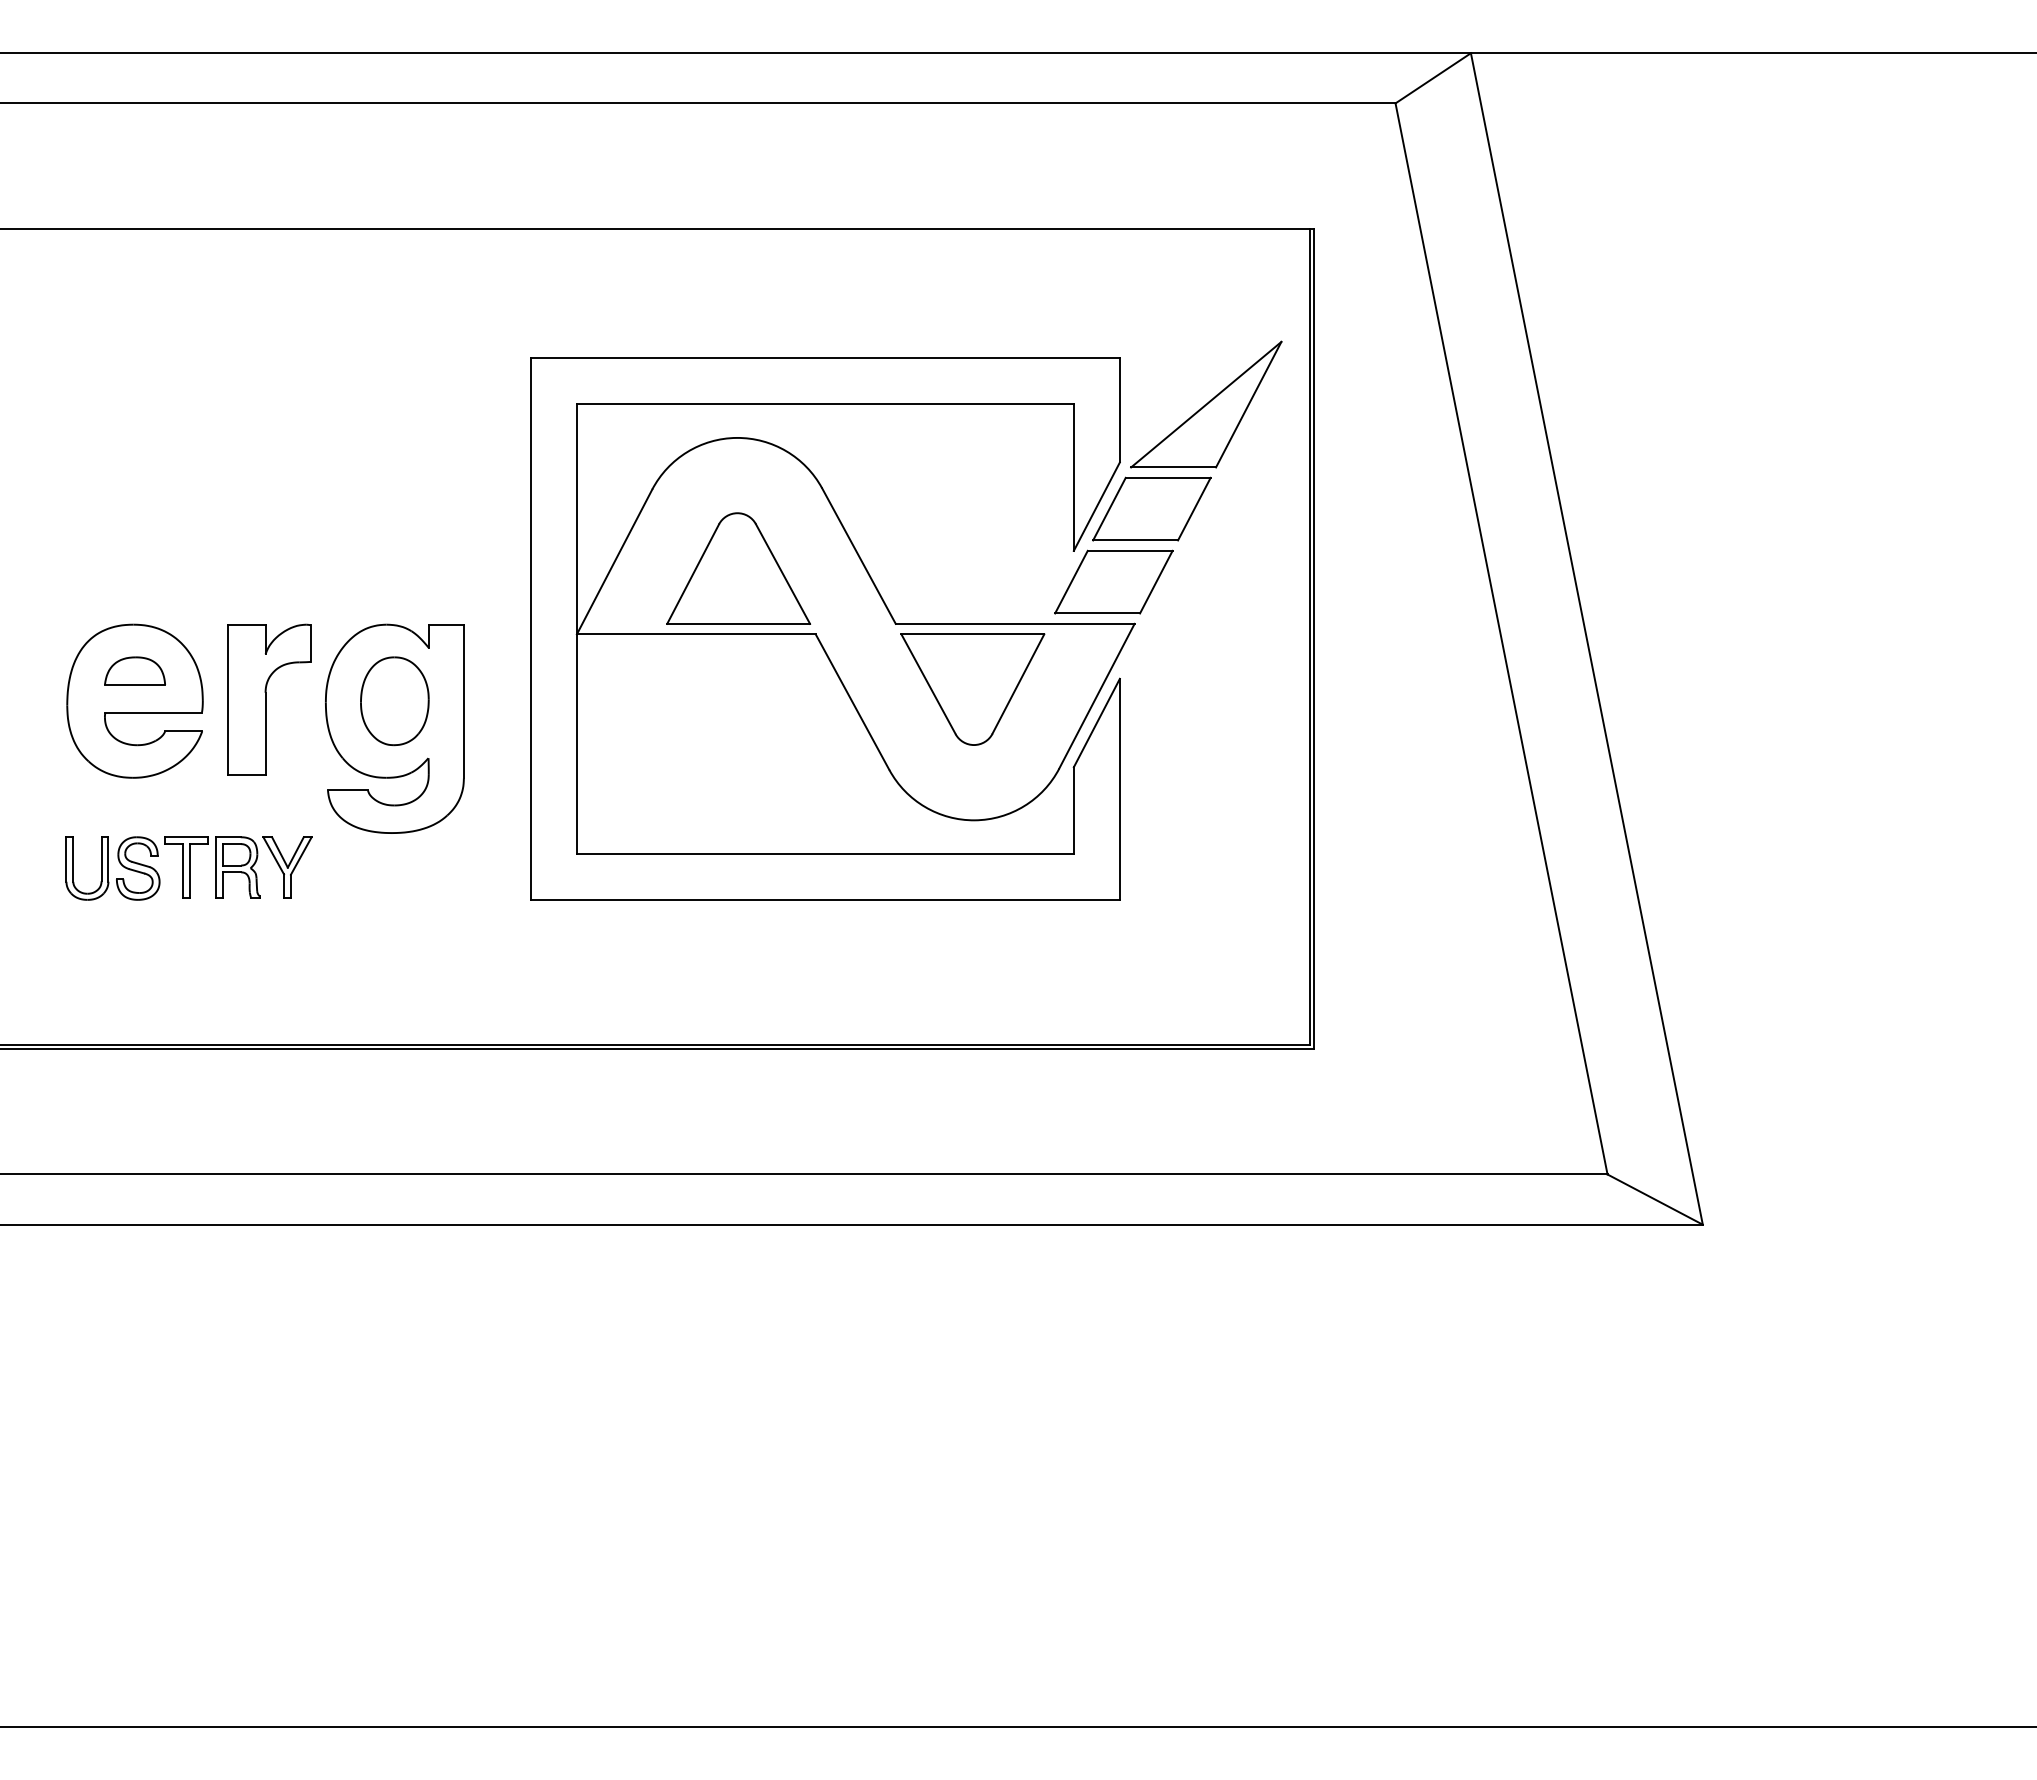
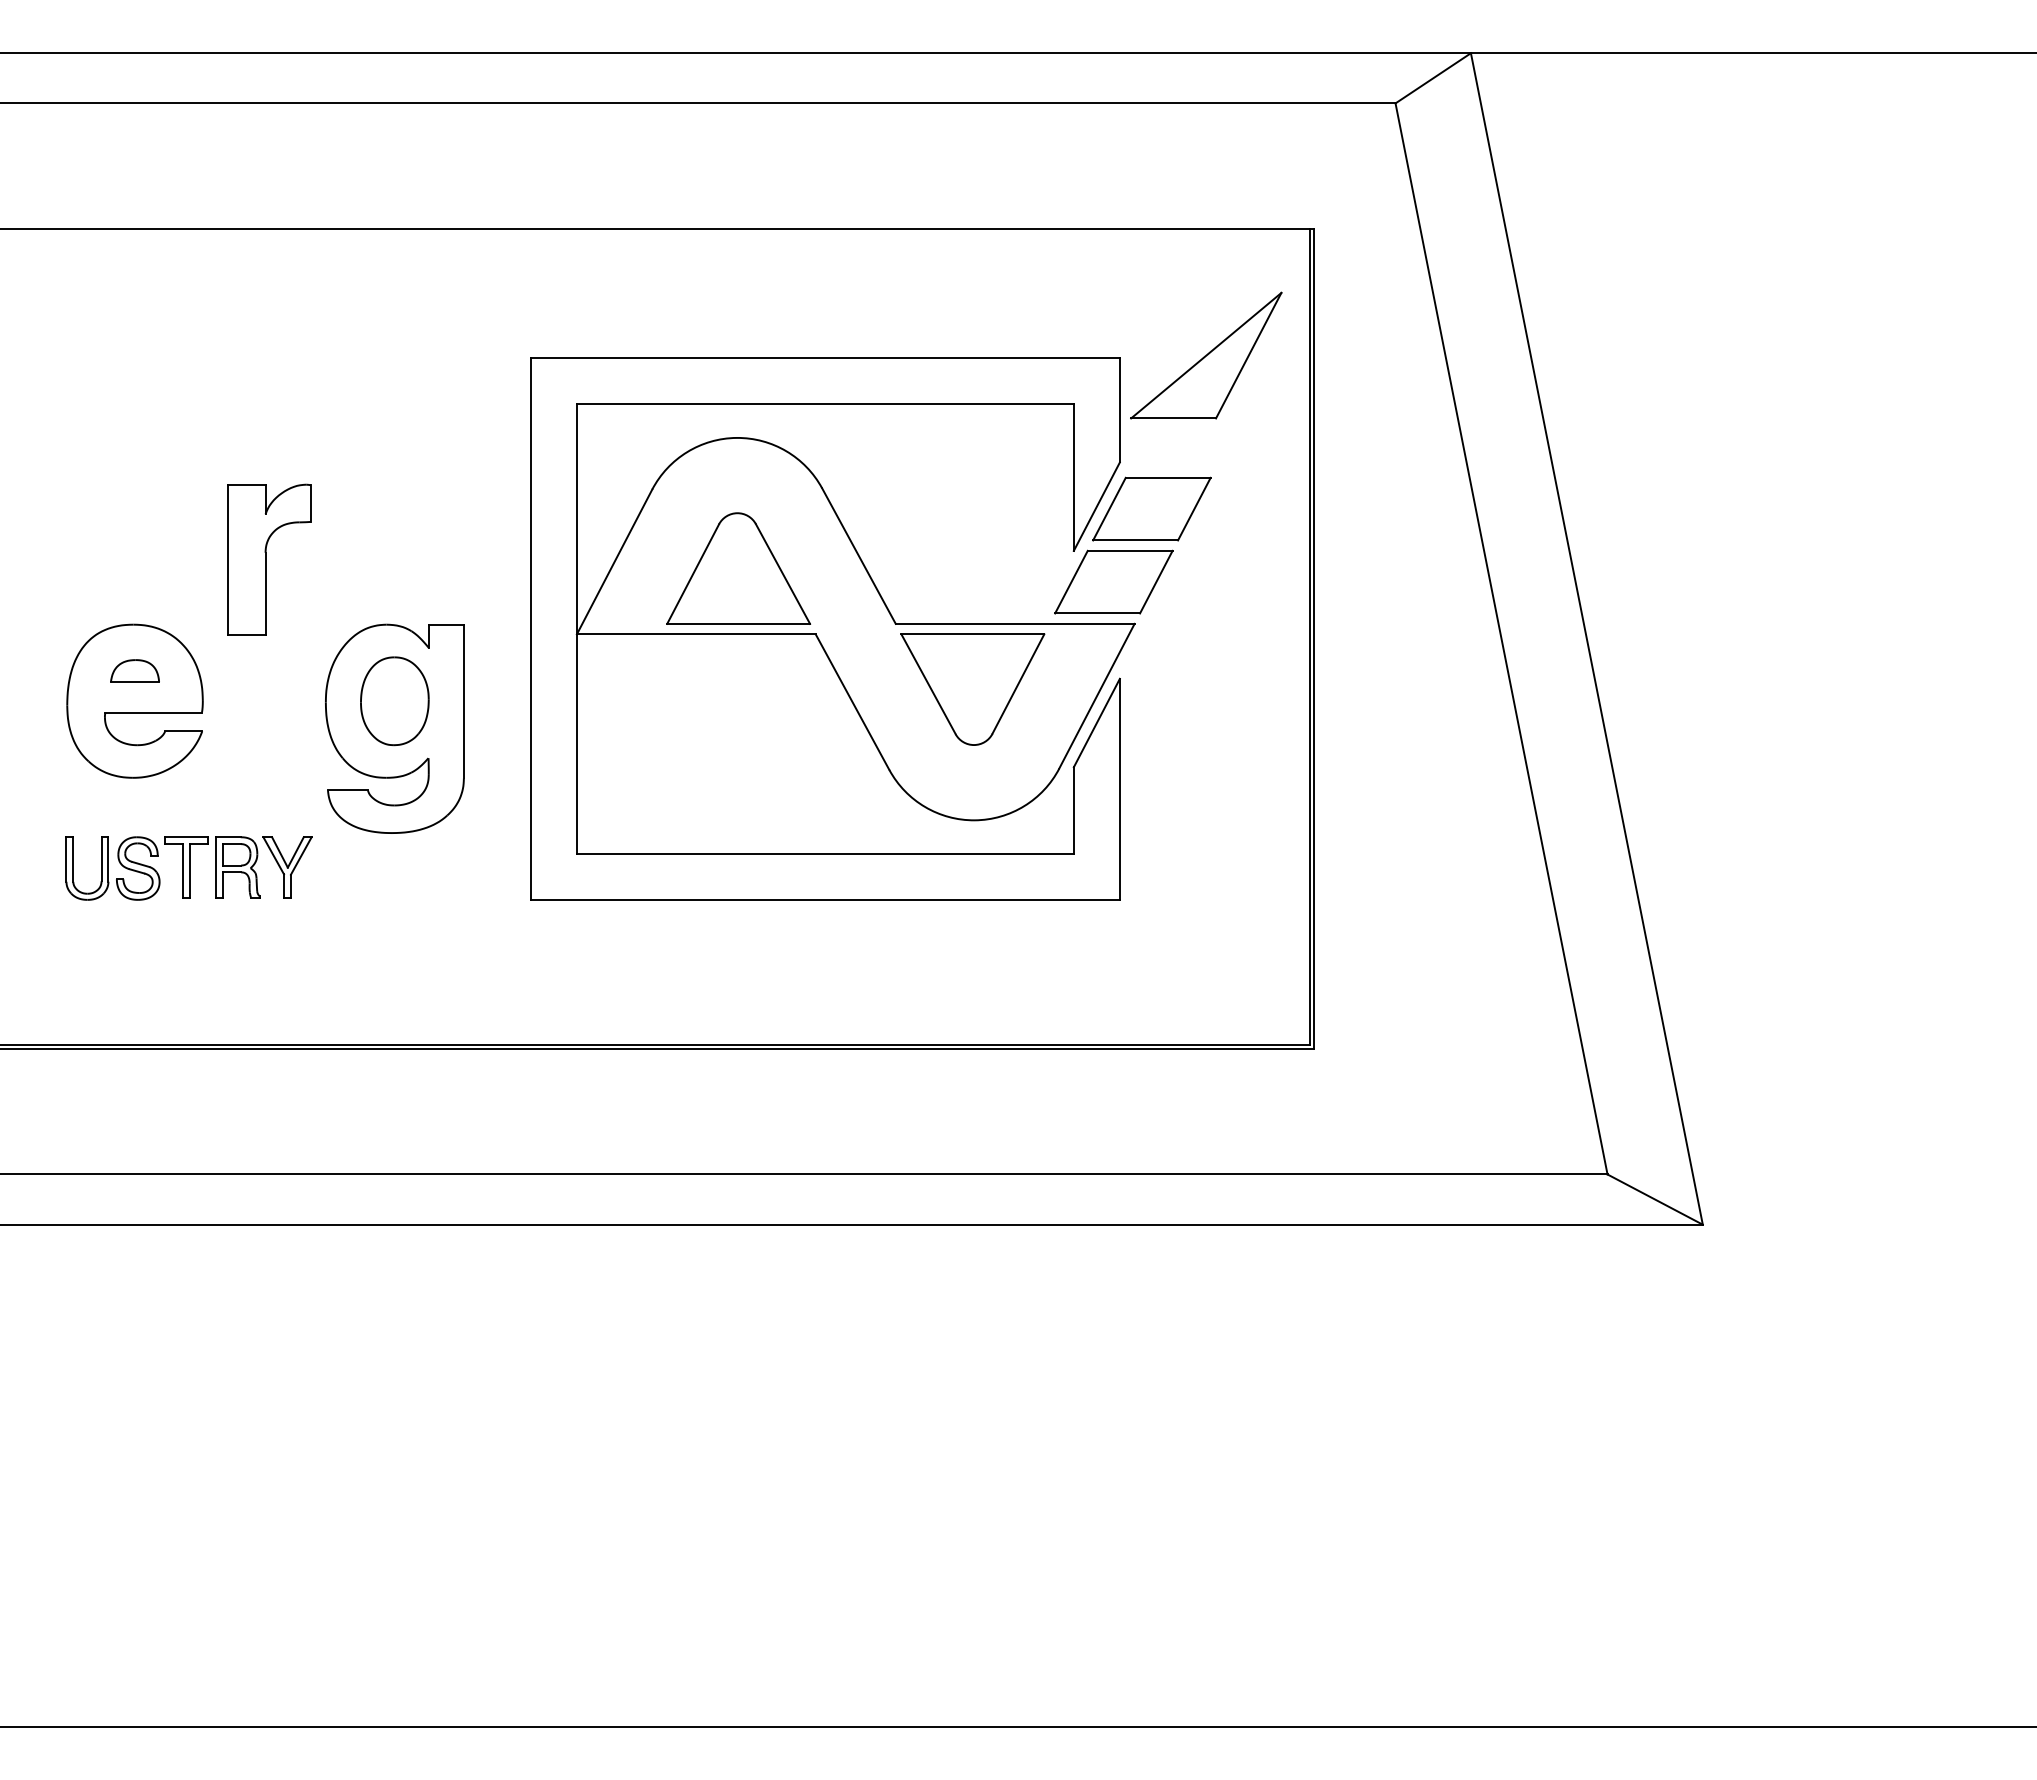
part position: (1206, 404) -> (1206, 355) (1206, 355)
part size: 62x30 px -> 50x24 px (134, 670)
part position: (269, 699) -> (269, 559) (269, 559)
